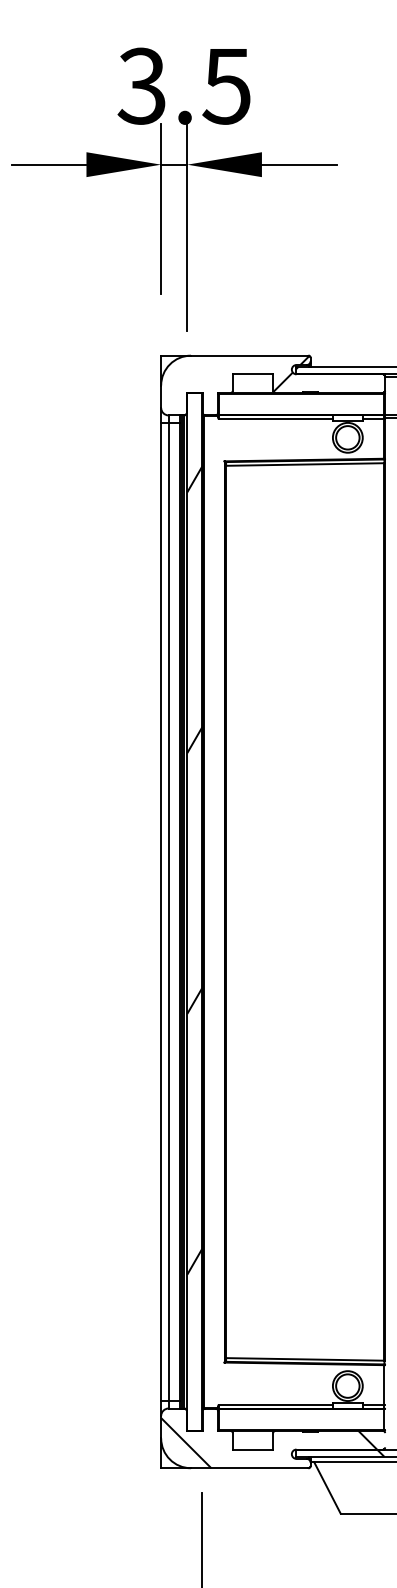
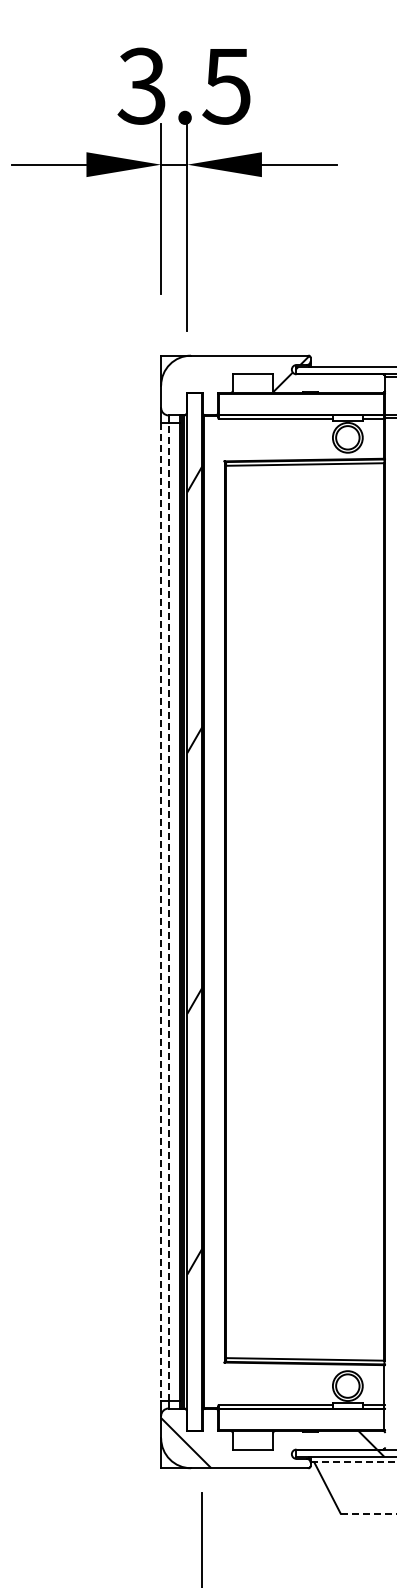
line: solid -> dashed (168, 911)
line: solid -> dashed (161, 912)
line: solid -> dashed (353, 1462)
line: solid -> dashed (368, 1513)
